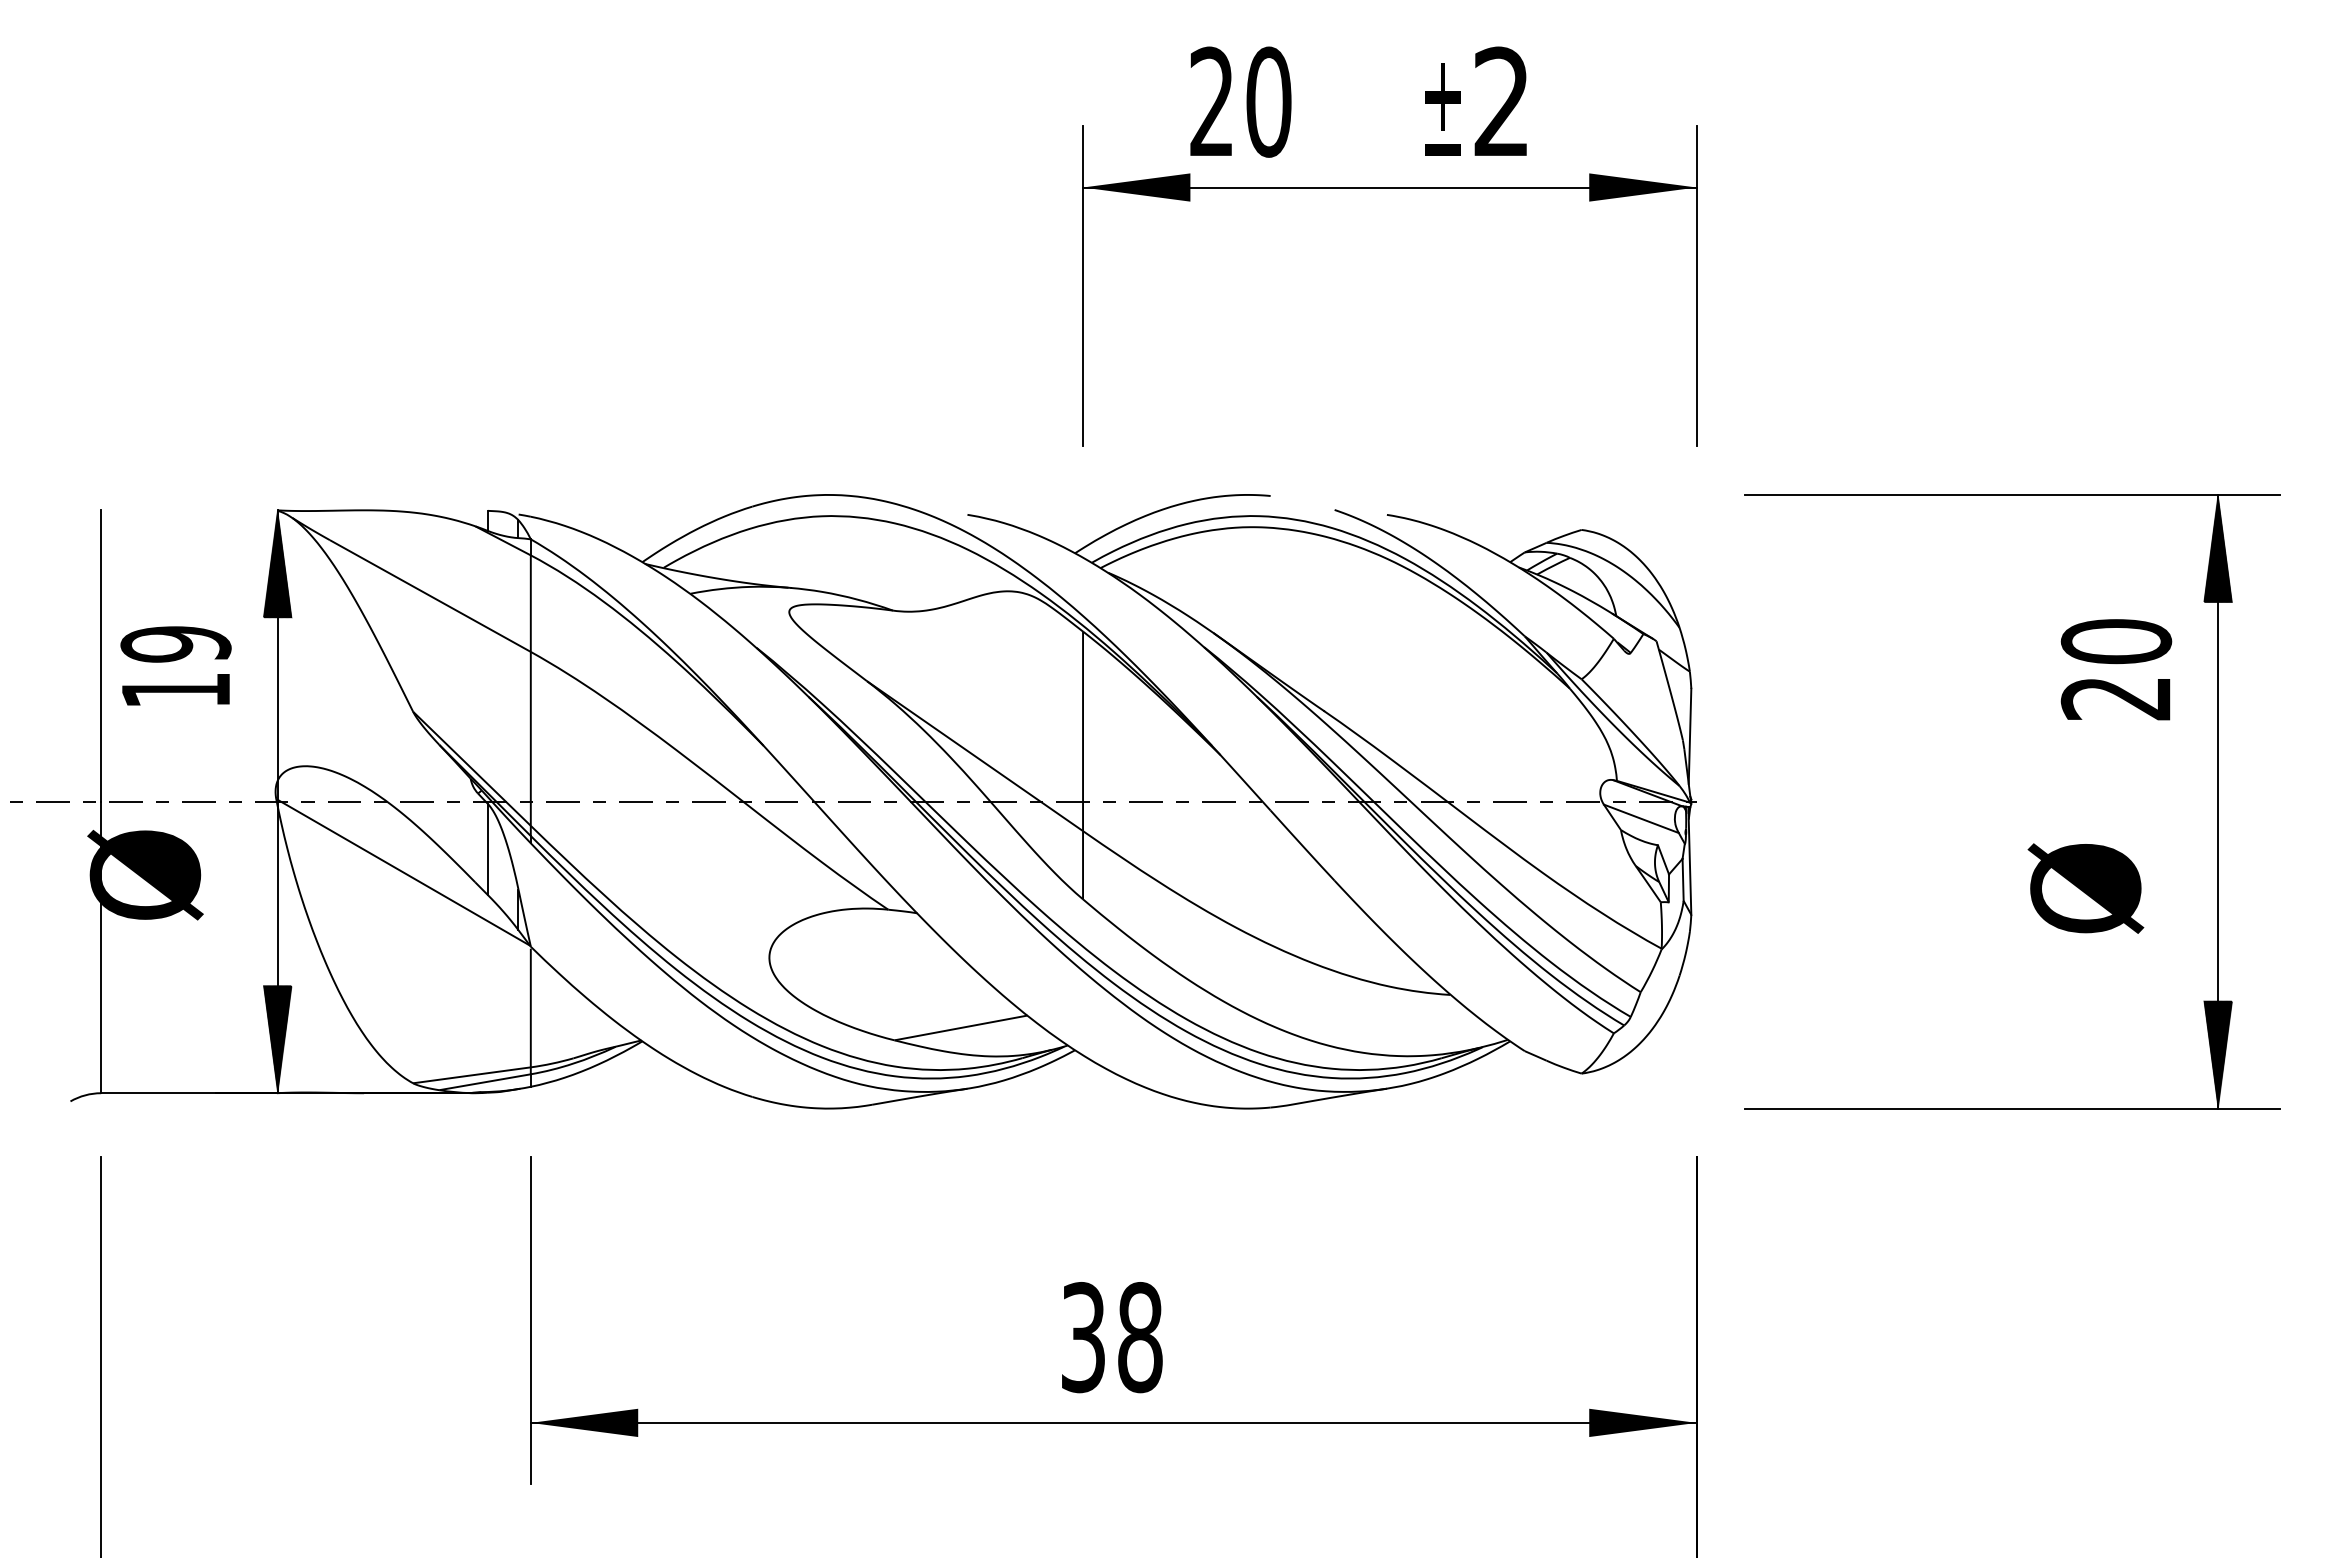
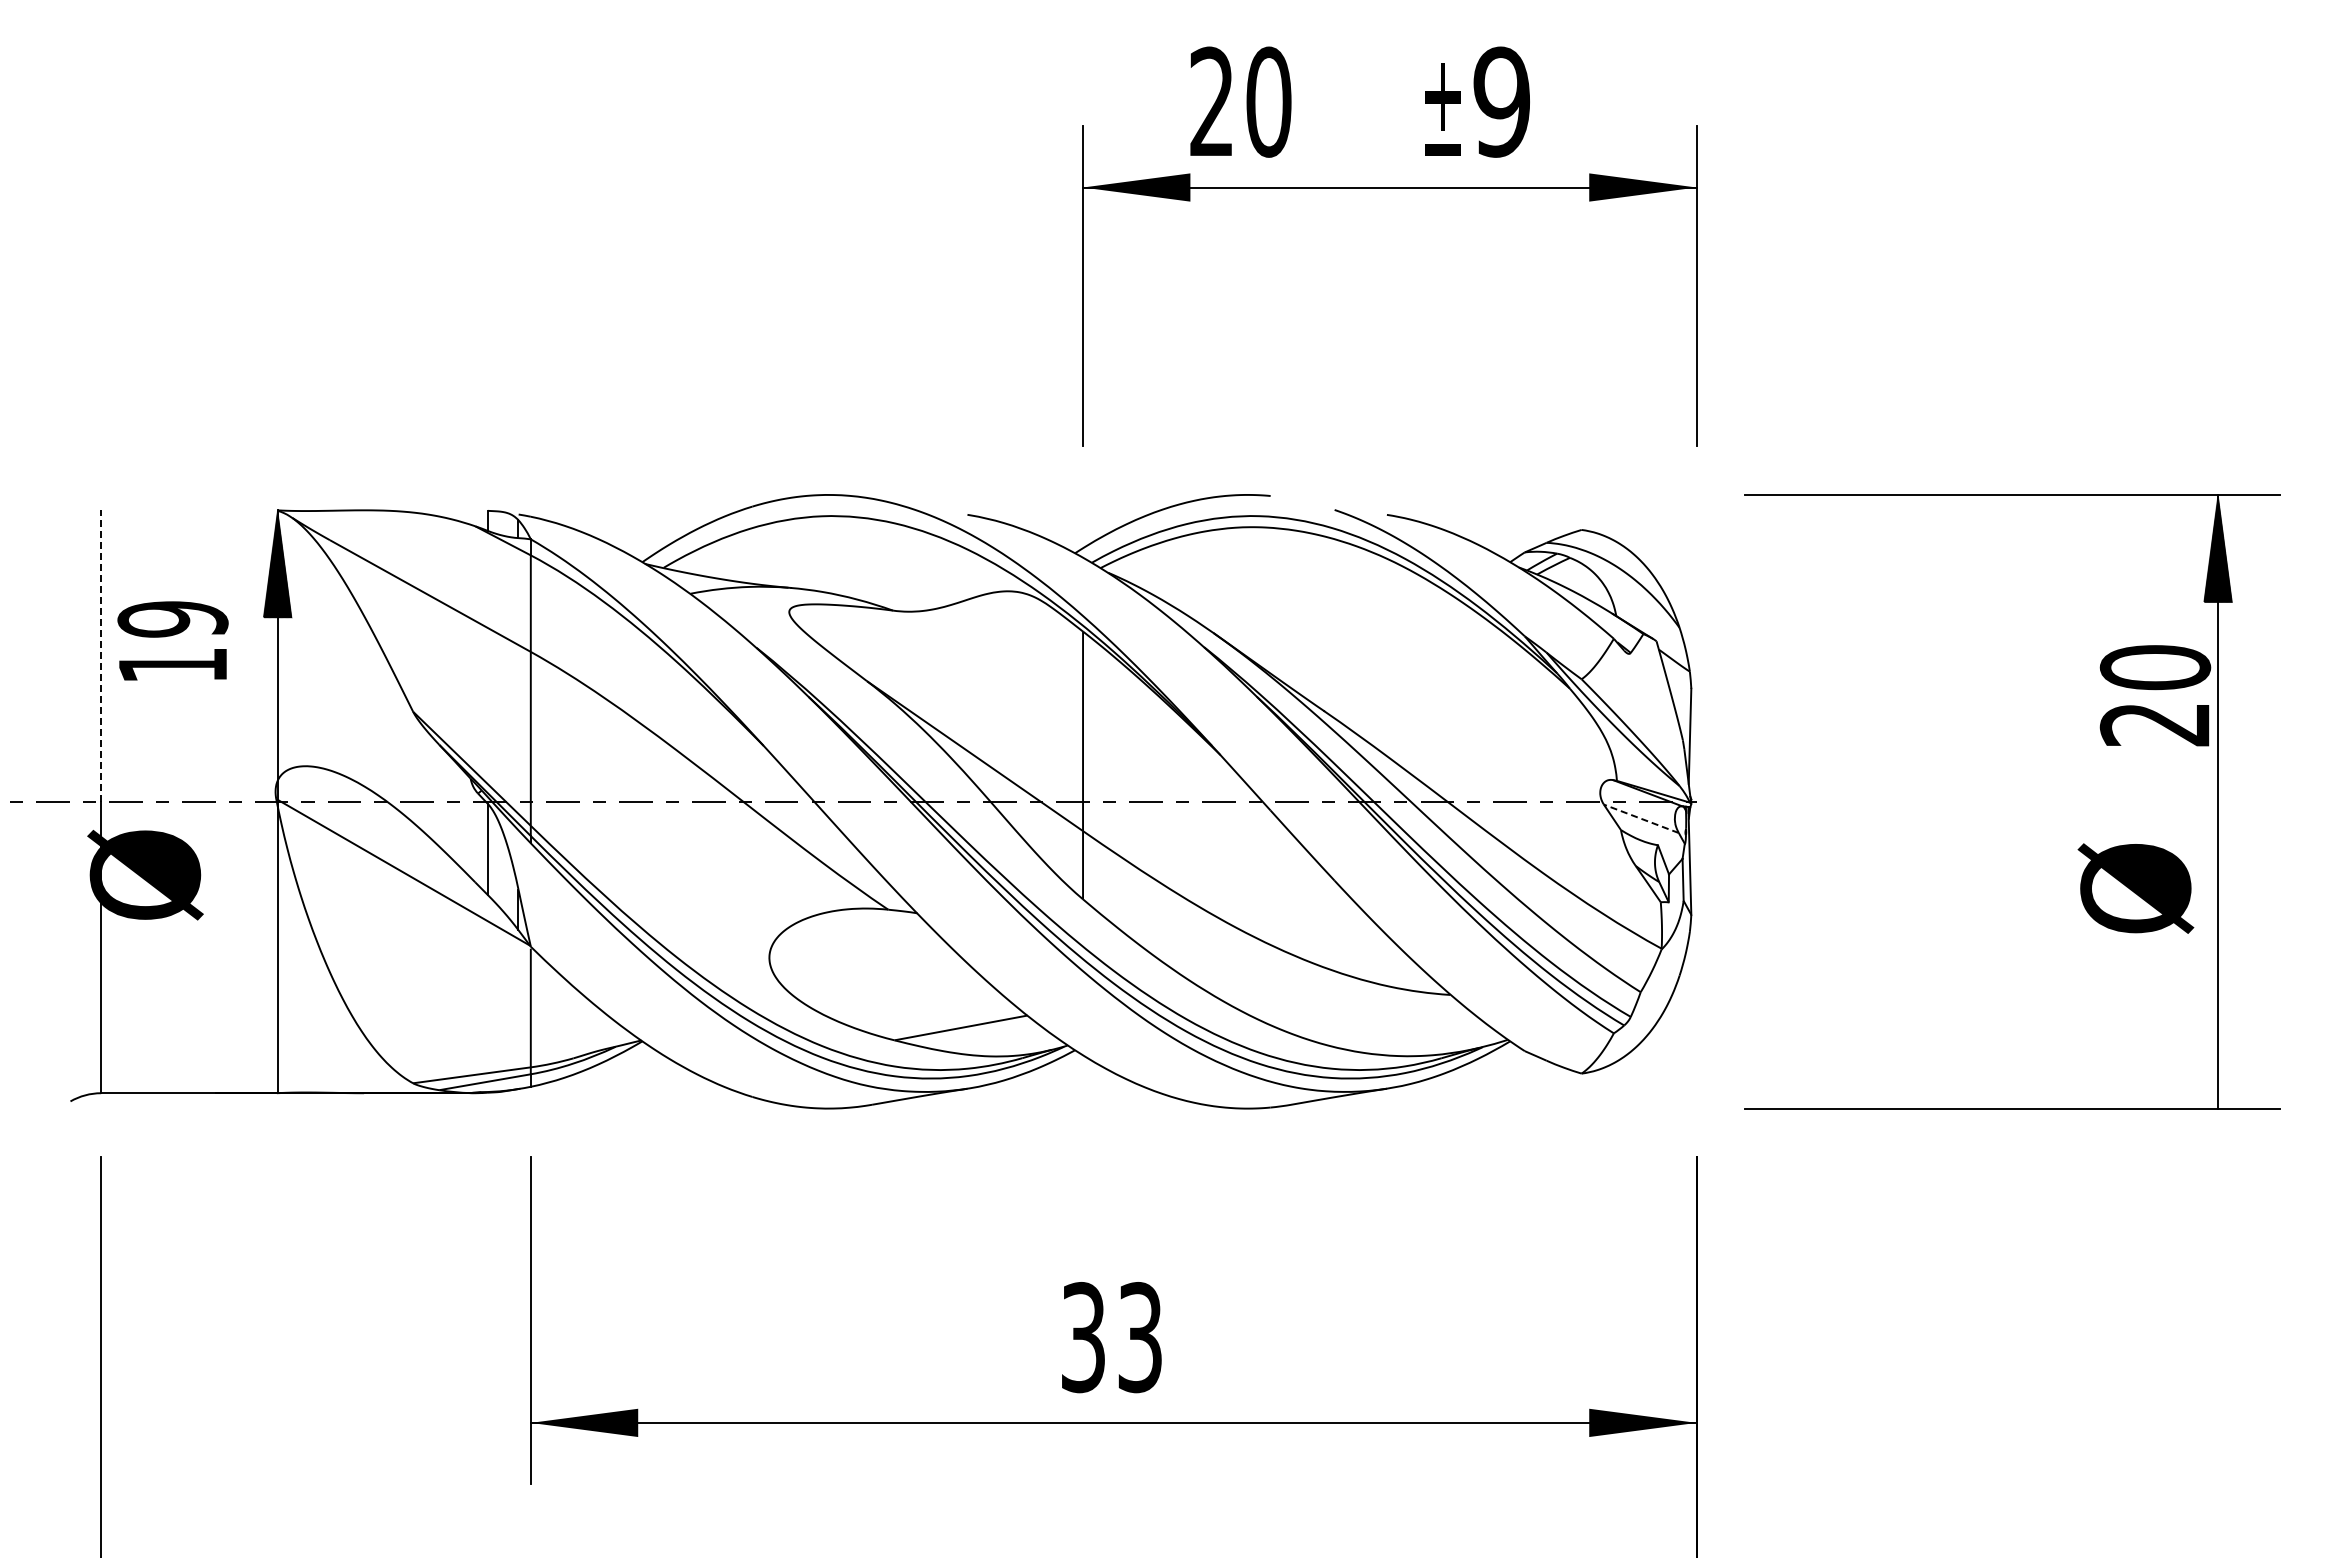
text: 2 -> 9 (1501, 101)
line: solid -> dashed (101, 656)
text position: (175, 665) -> (172, 640) (172, 640)
text position: (2116, 669) -> (2155, 695) (2155, 695)
line: solid -> dashed (1640, 818)
text position: (2085, 888) -> (2135, 888) (2135, 888)
hatch: present -> none (277, 1038)
hatch: present -> none (2218, 1054)
text: 38 -> 33 (1140, 1337)
